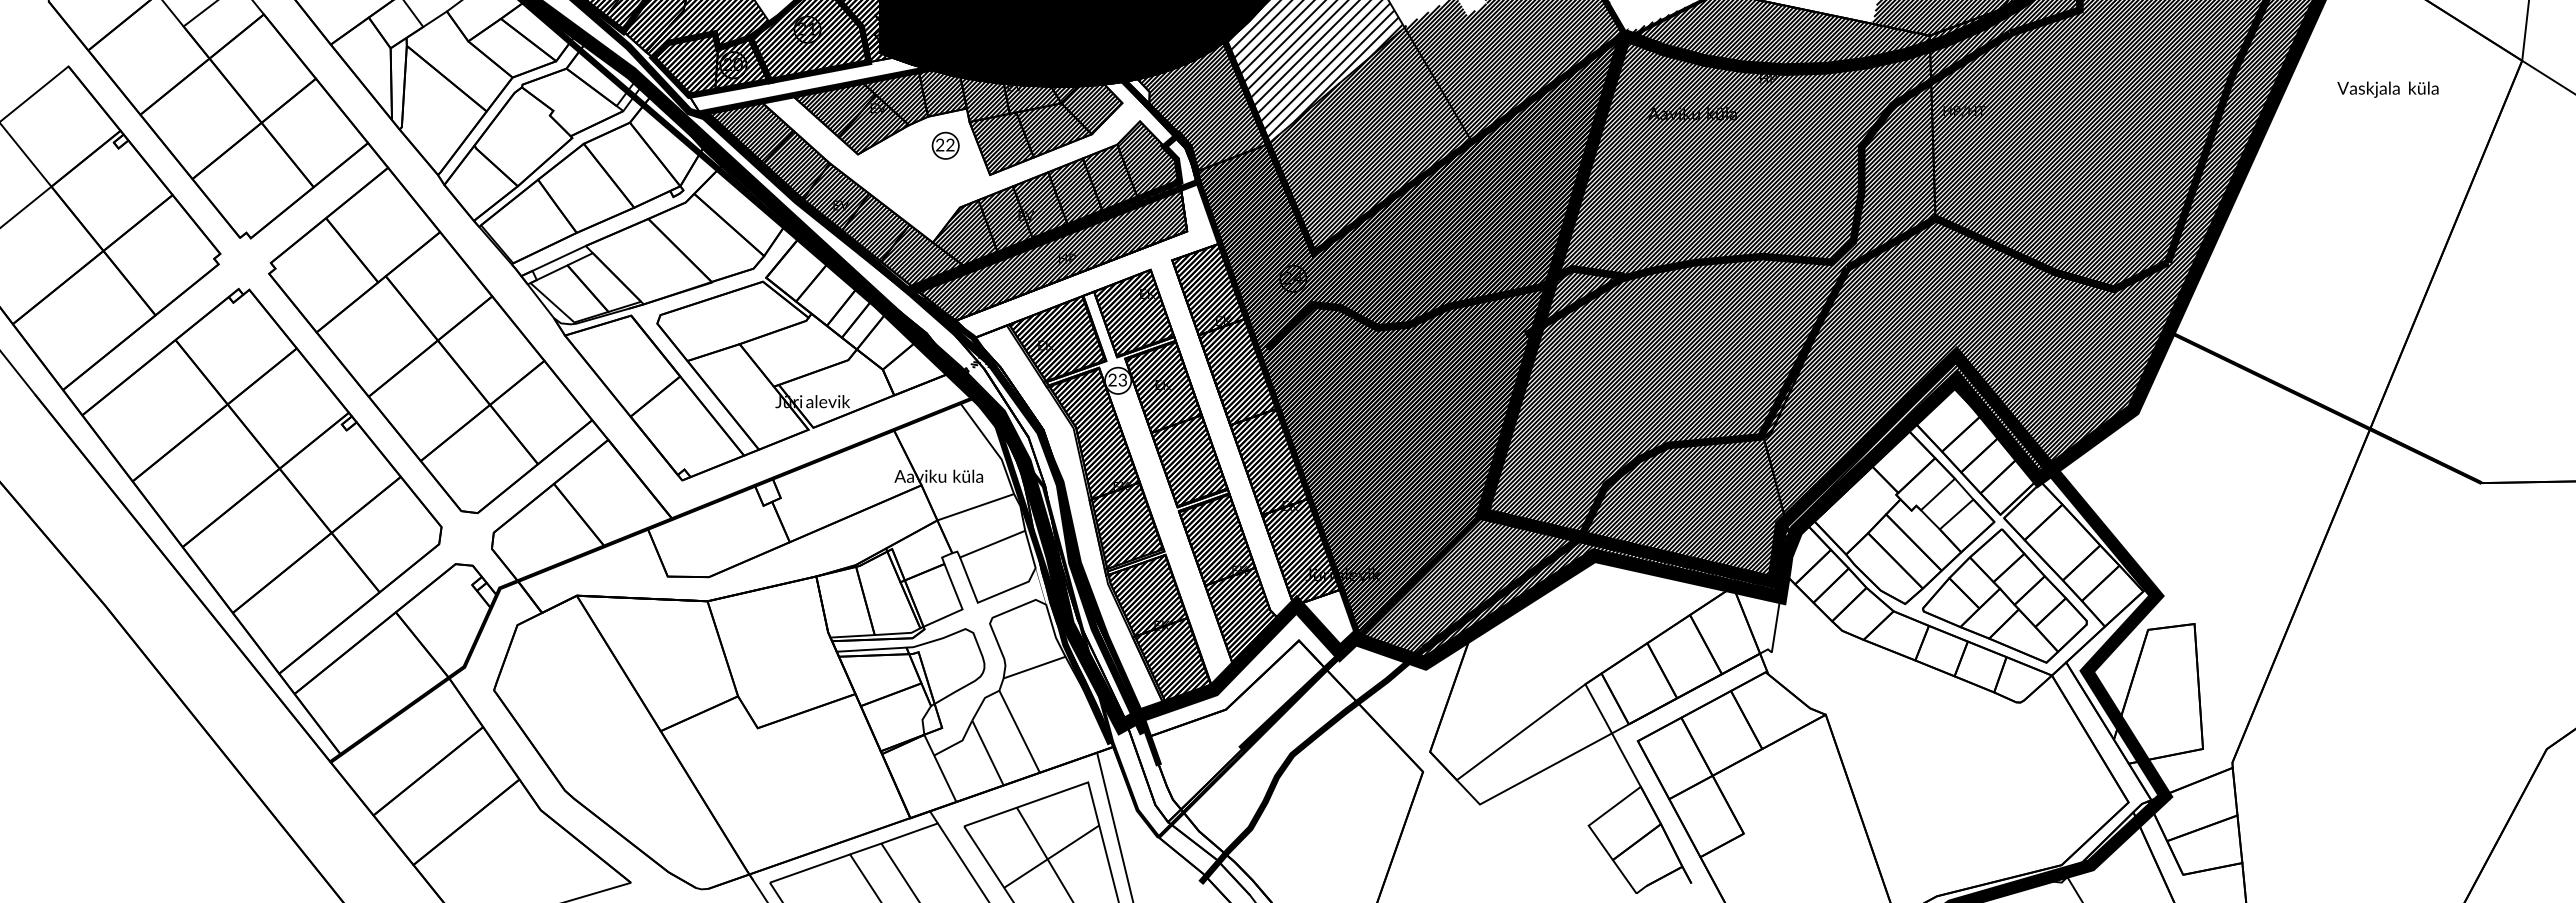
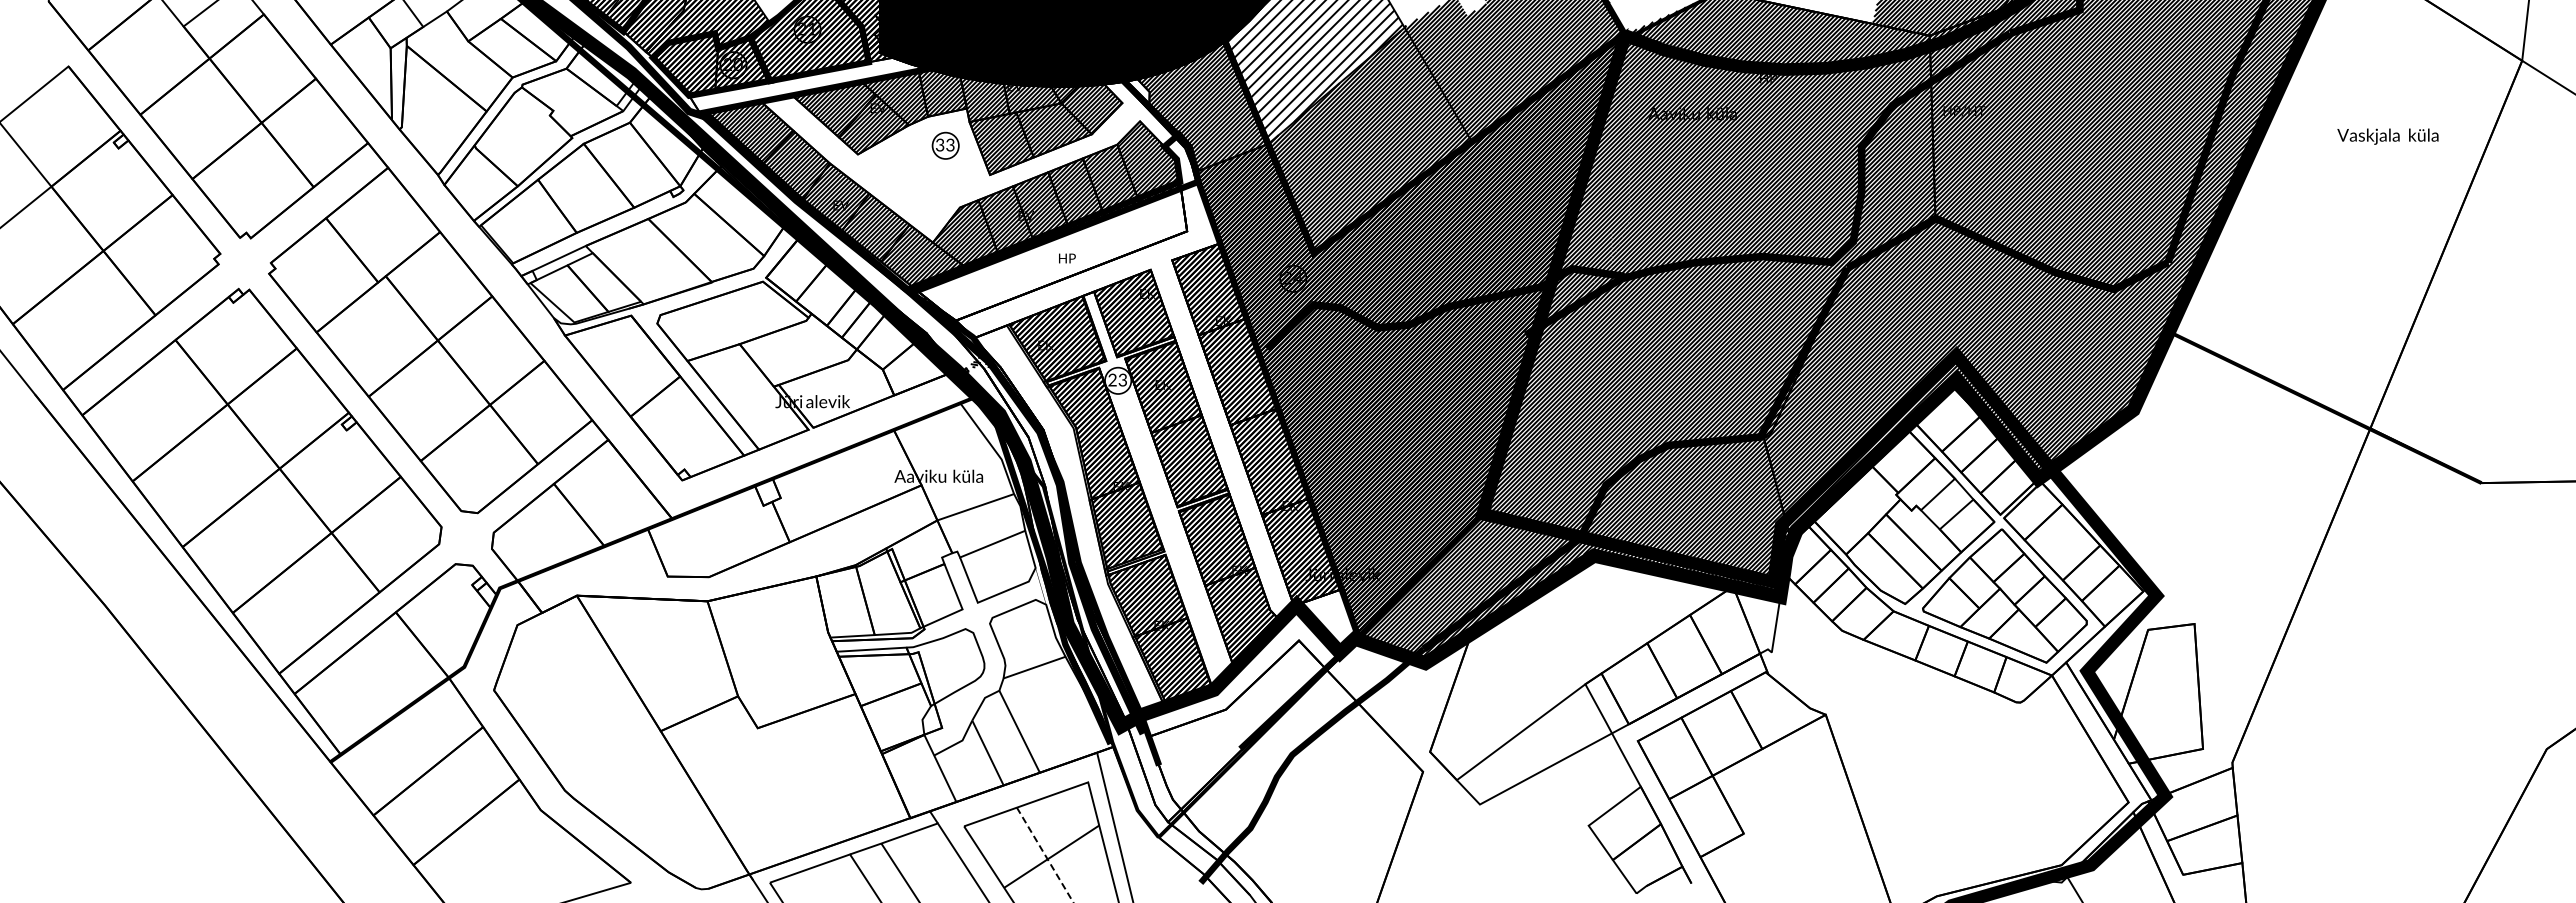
text position: (2387, 89) -> (2387, 136) (2387, 136)
text: 22 -> 33 (945, 147)
hatch: present -> none (1053, 254)
line: solid -> dashed (1045, 855)
